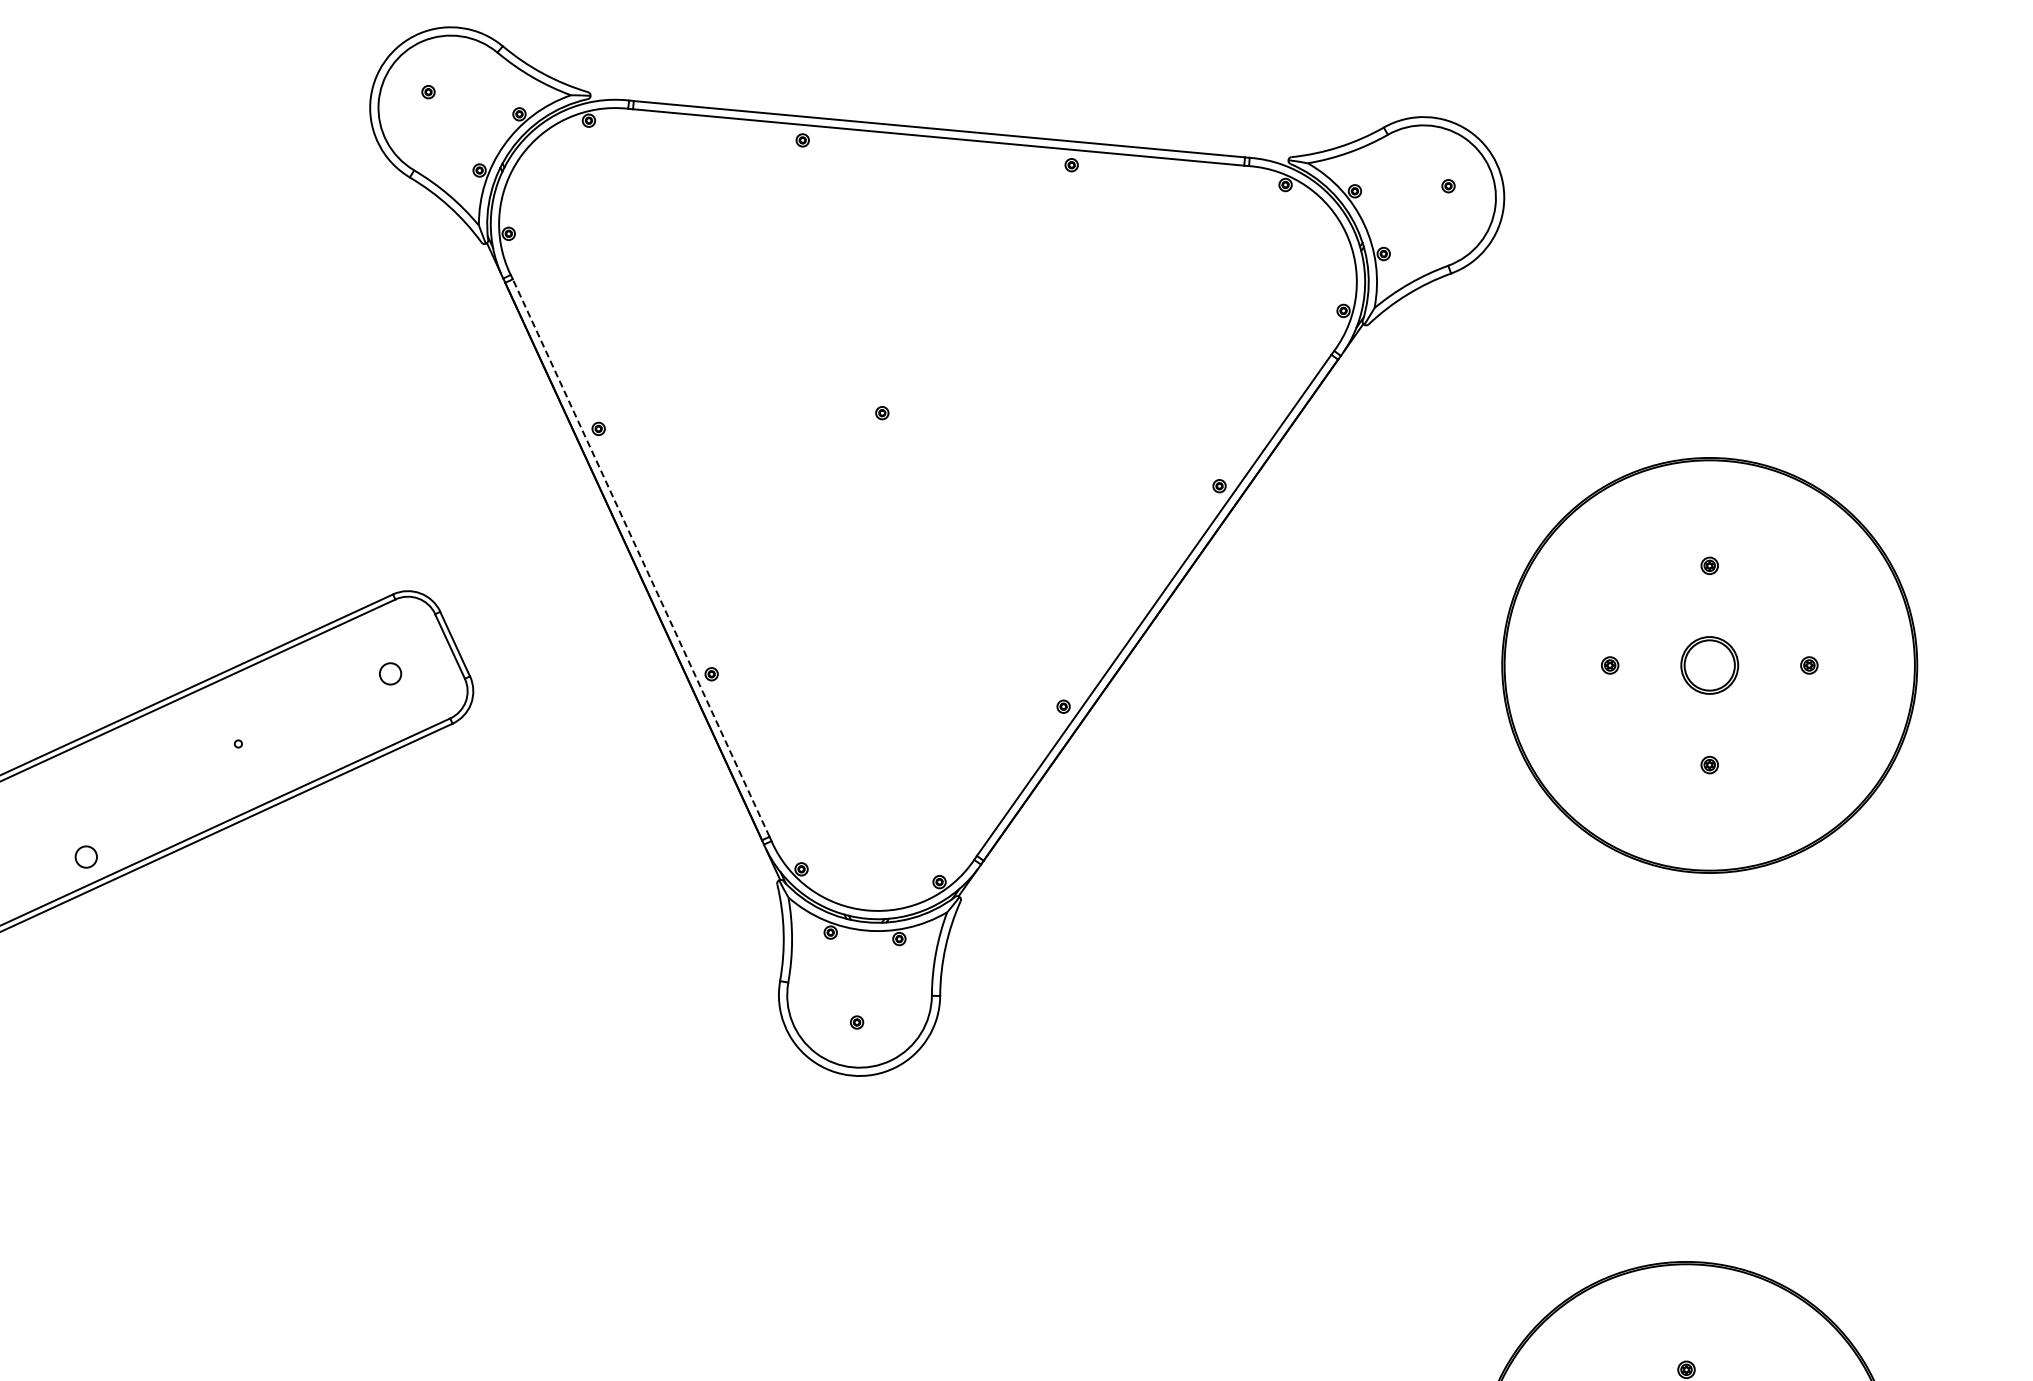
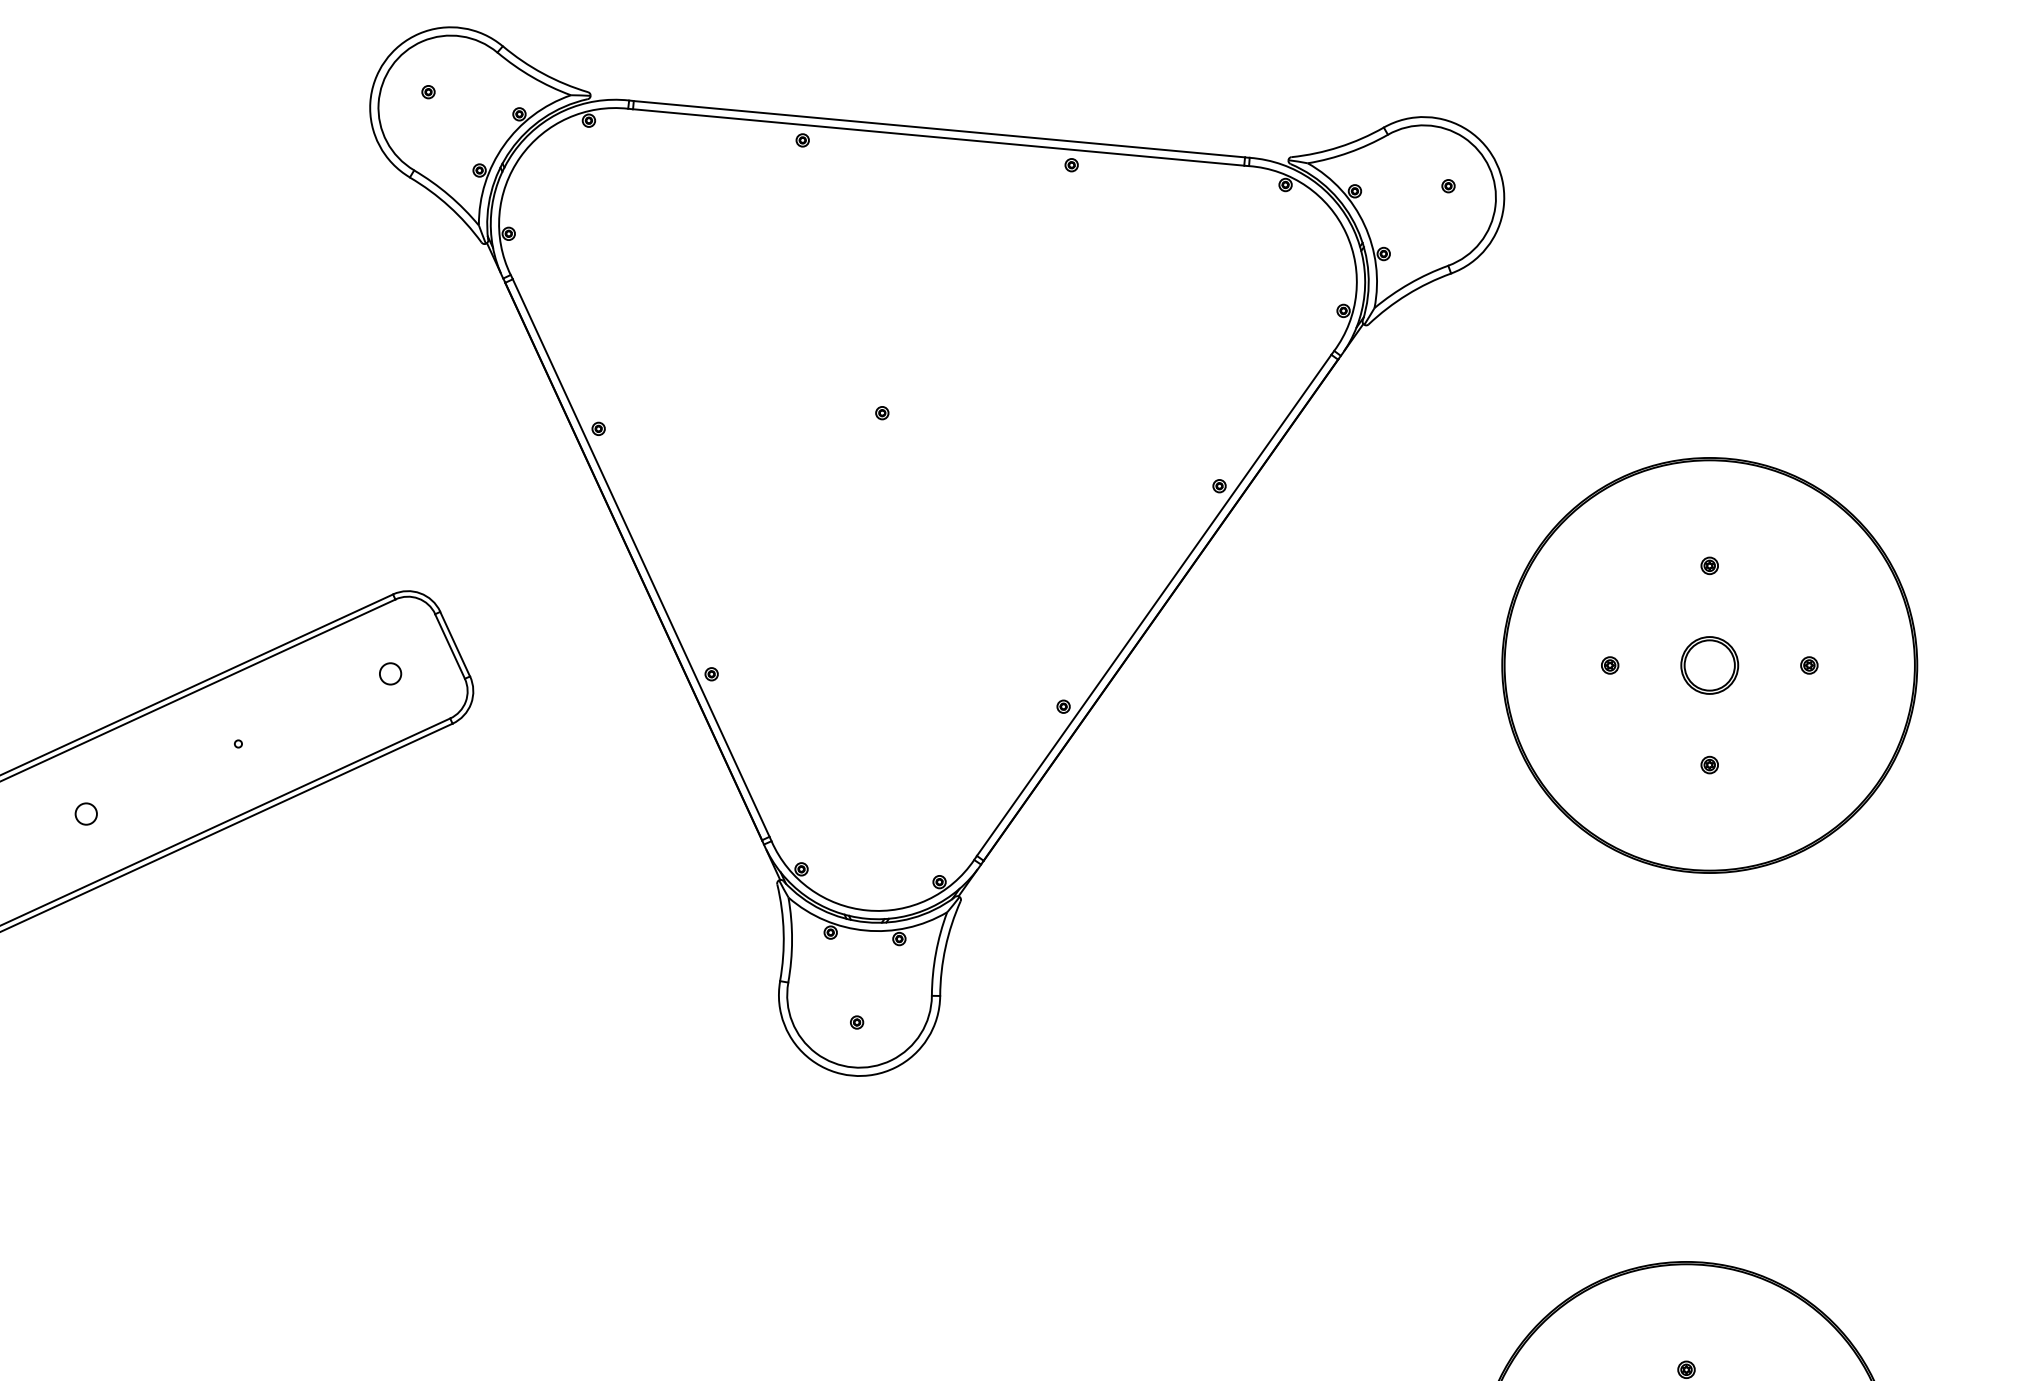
line: dashed -> solid (641, 558)
circle position: (85, 856) -> (85, 813) (85, 813)
